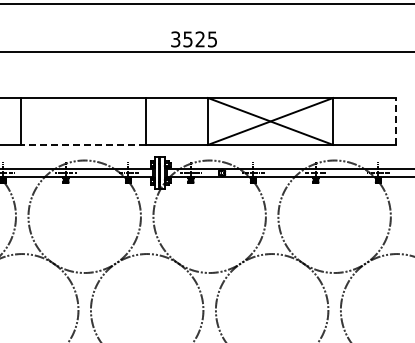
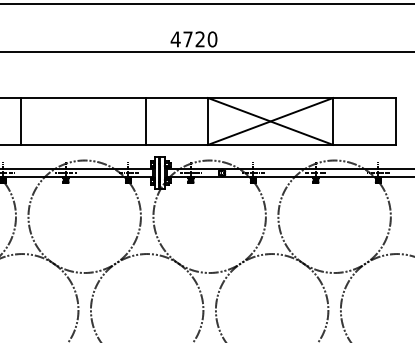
text: 3525 -> 4720 (193, 39)
line: dashed -> solid (395, 120)
line: dashed -> solid (82, 144)
